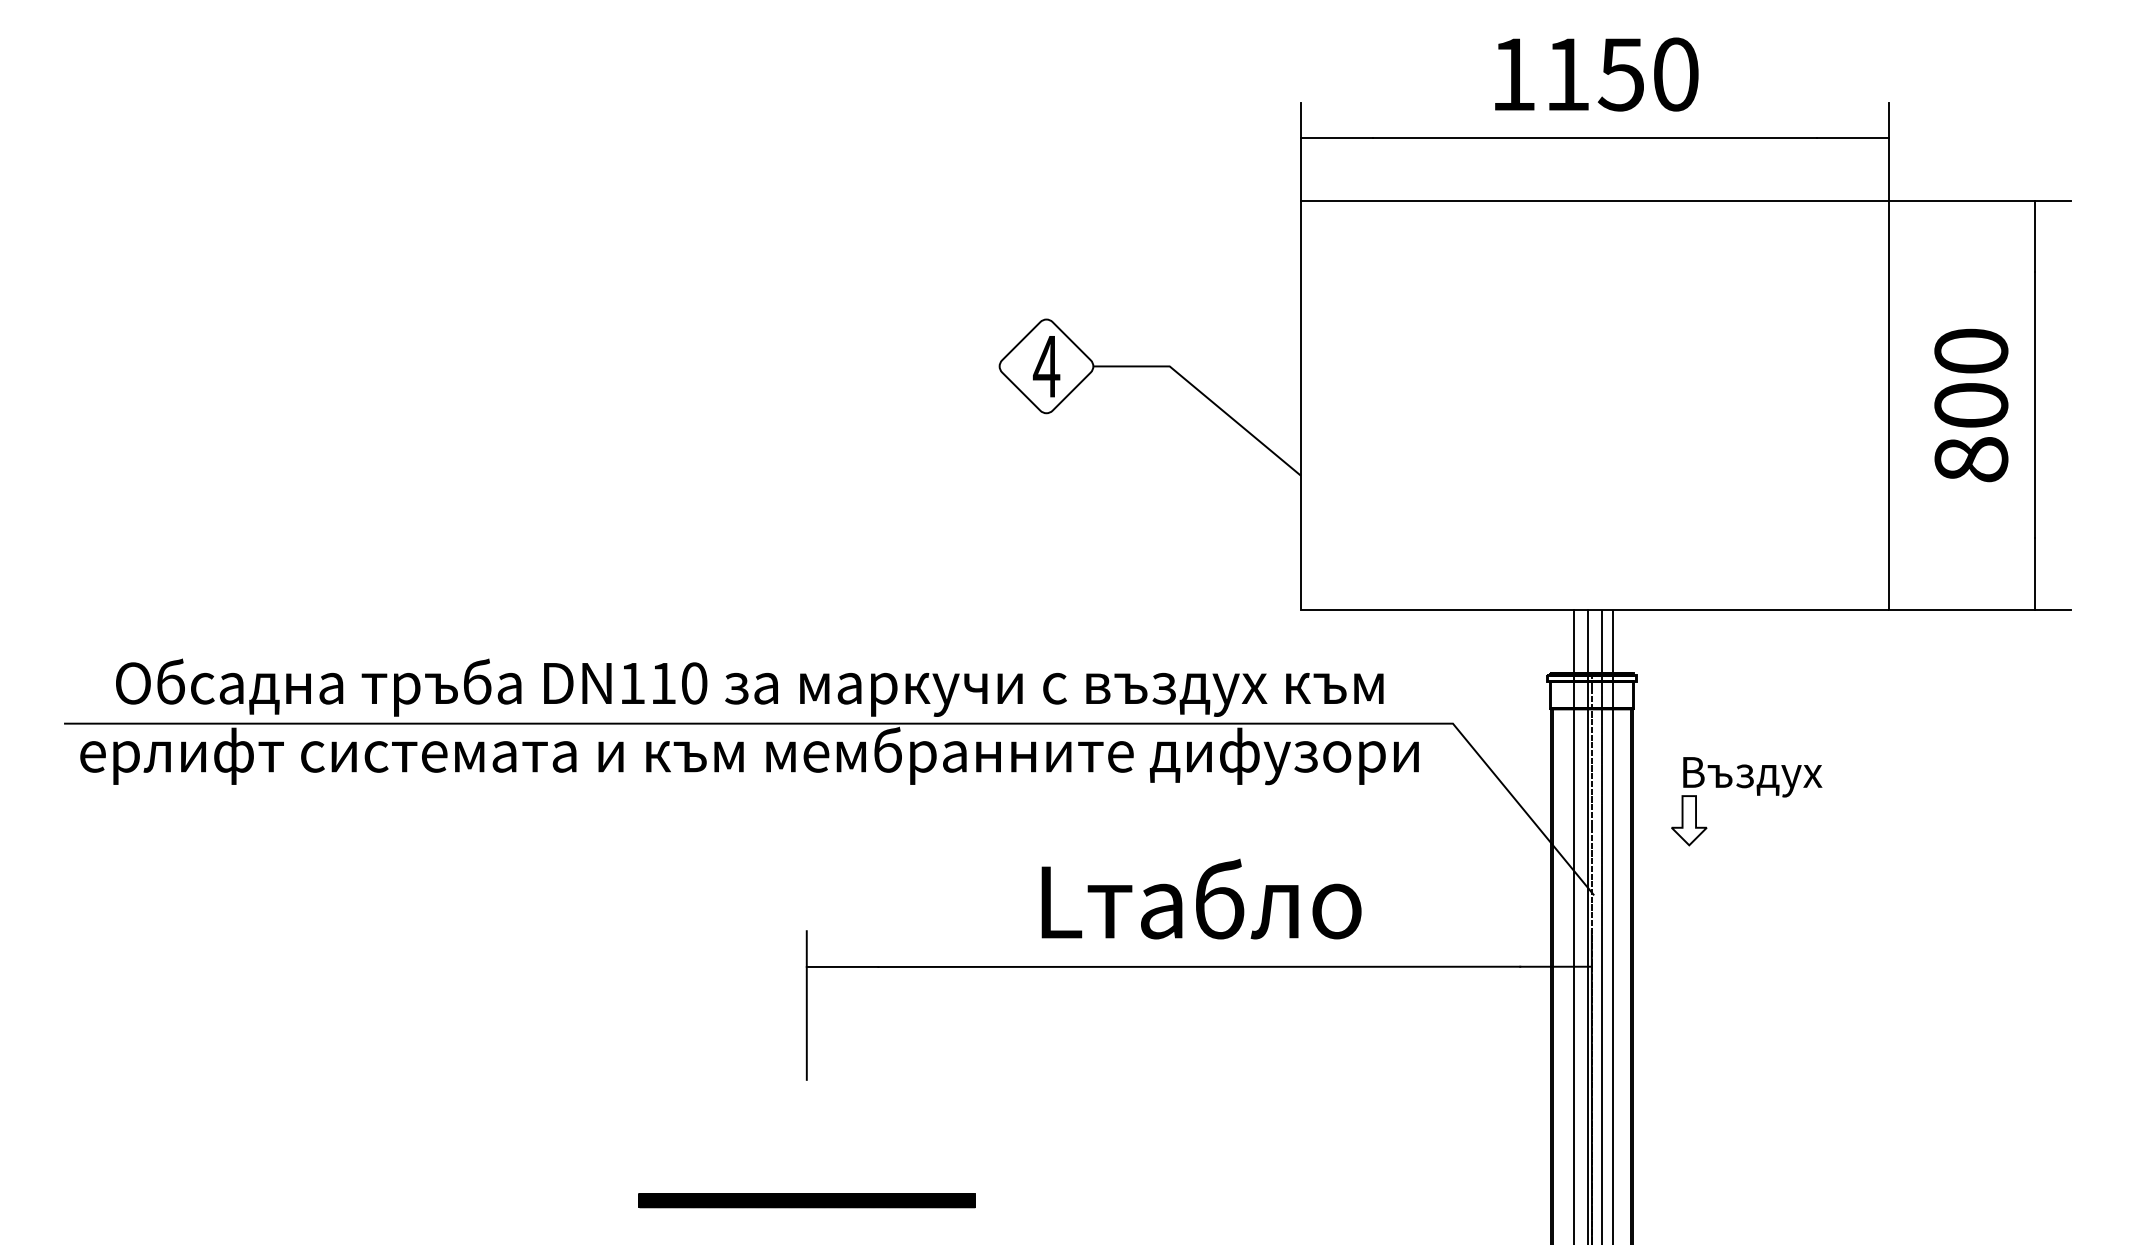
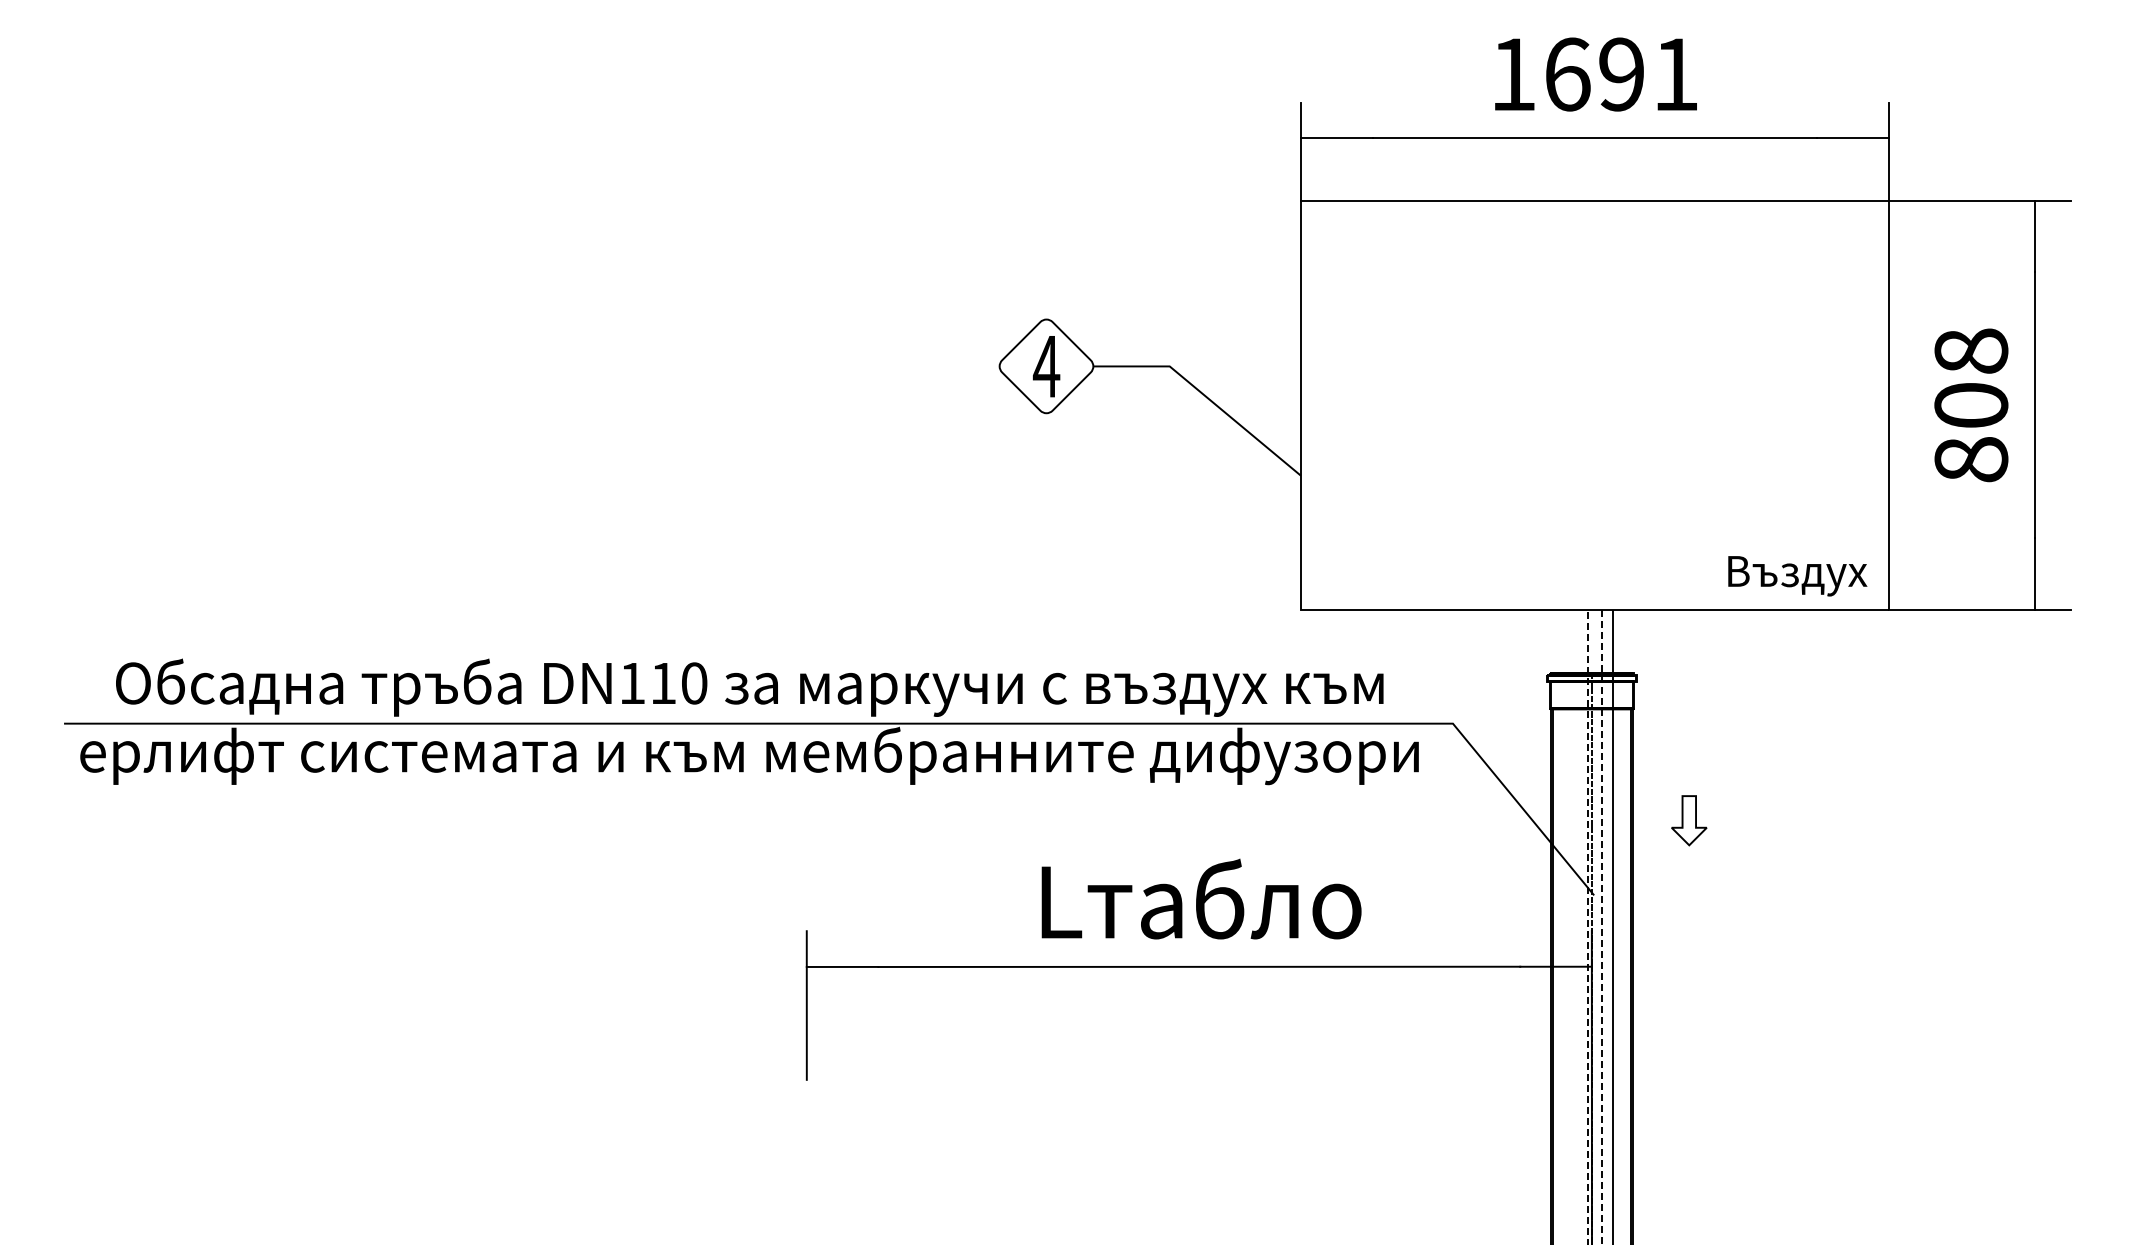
text: 1150 -> 1691 (1622, 74)
text: 800 -> 808 (1971, 350)
text position: (1752, 777) -> (1797, 576) (1797, 576)
line: present -> none (1574, 925)
line: solid -> dashed (1587, 926)
line: solid -> dashed (1602, 927)
part: present -> none (806, 1200)
